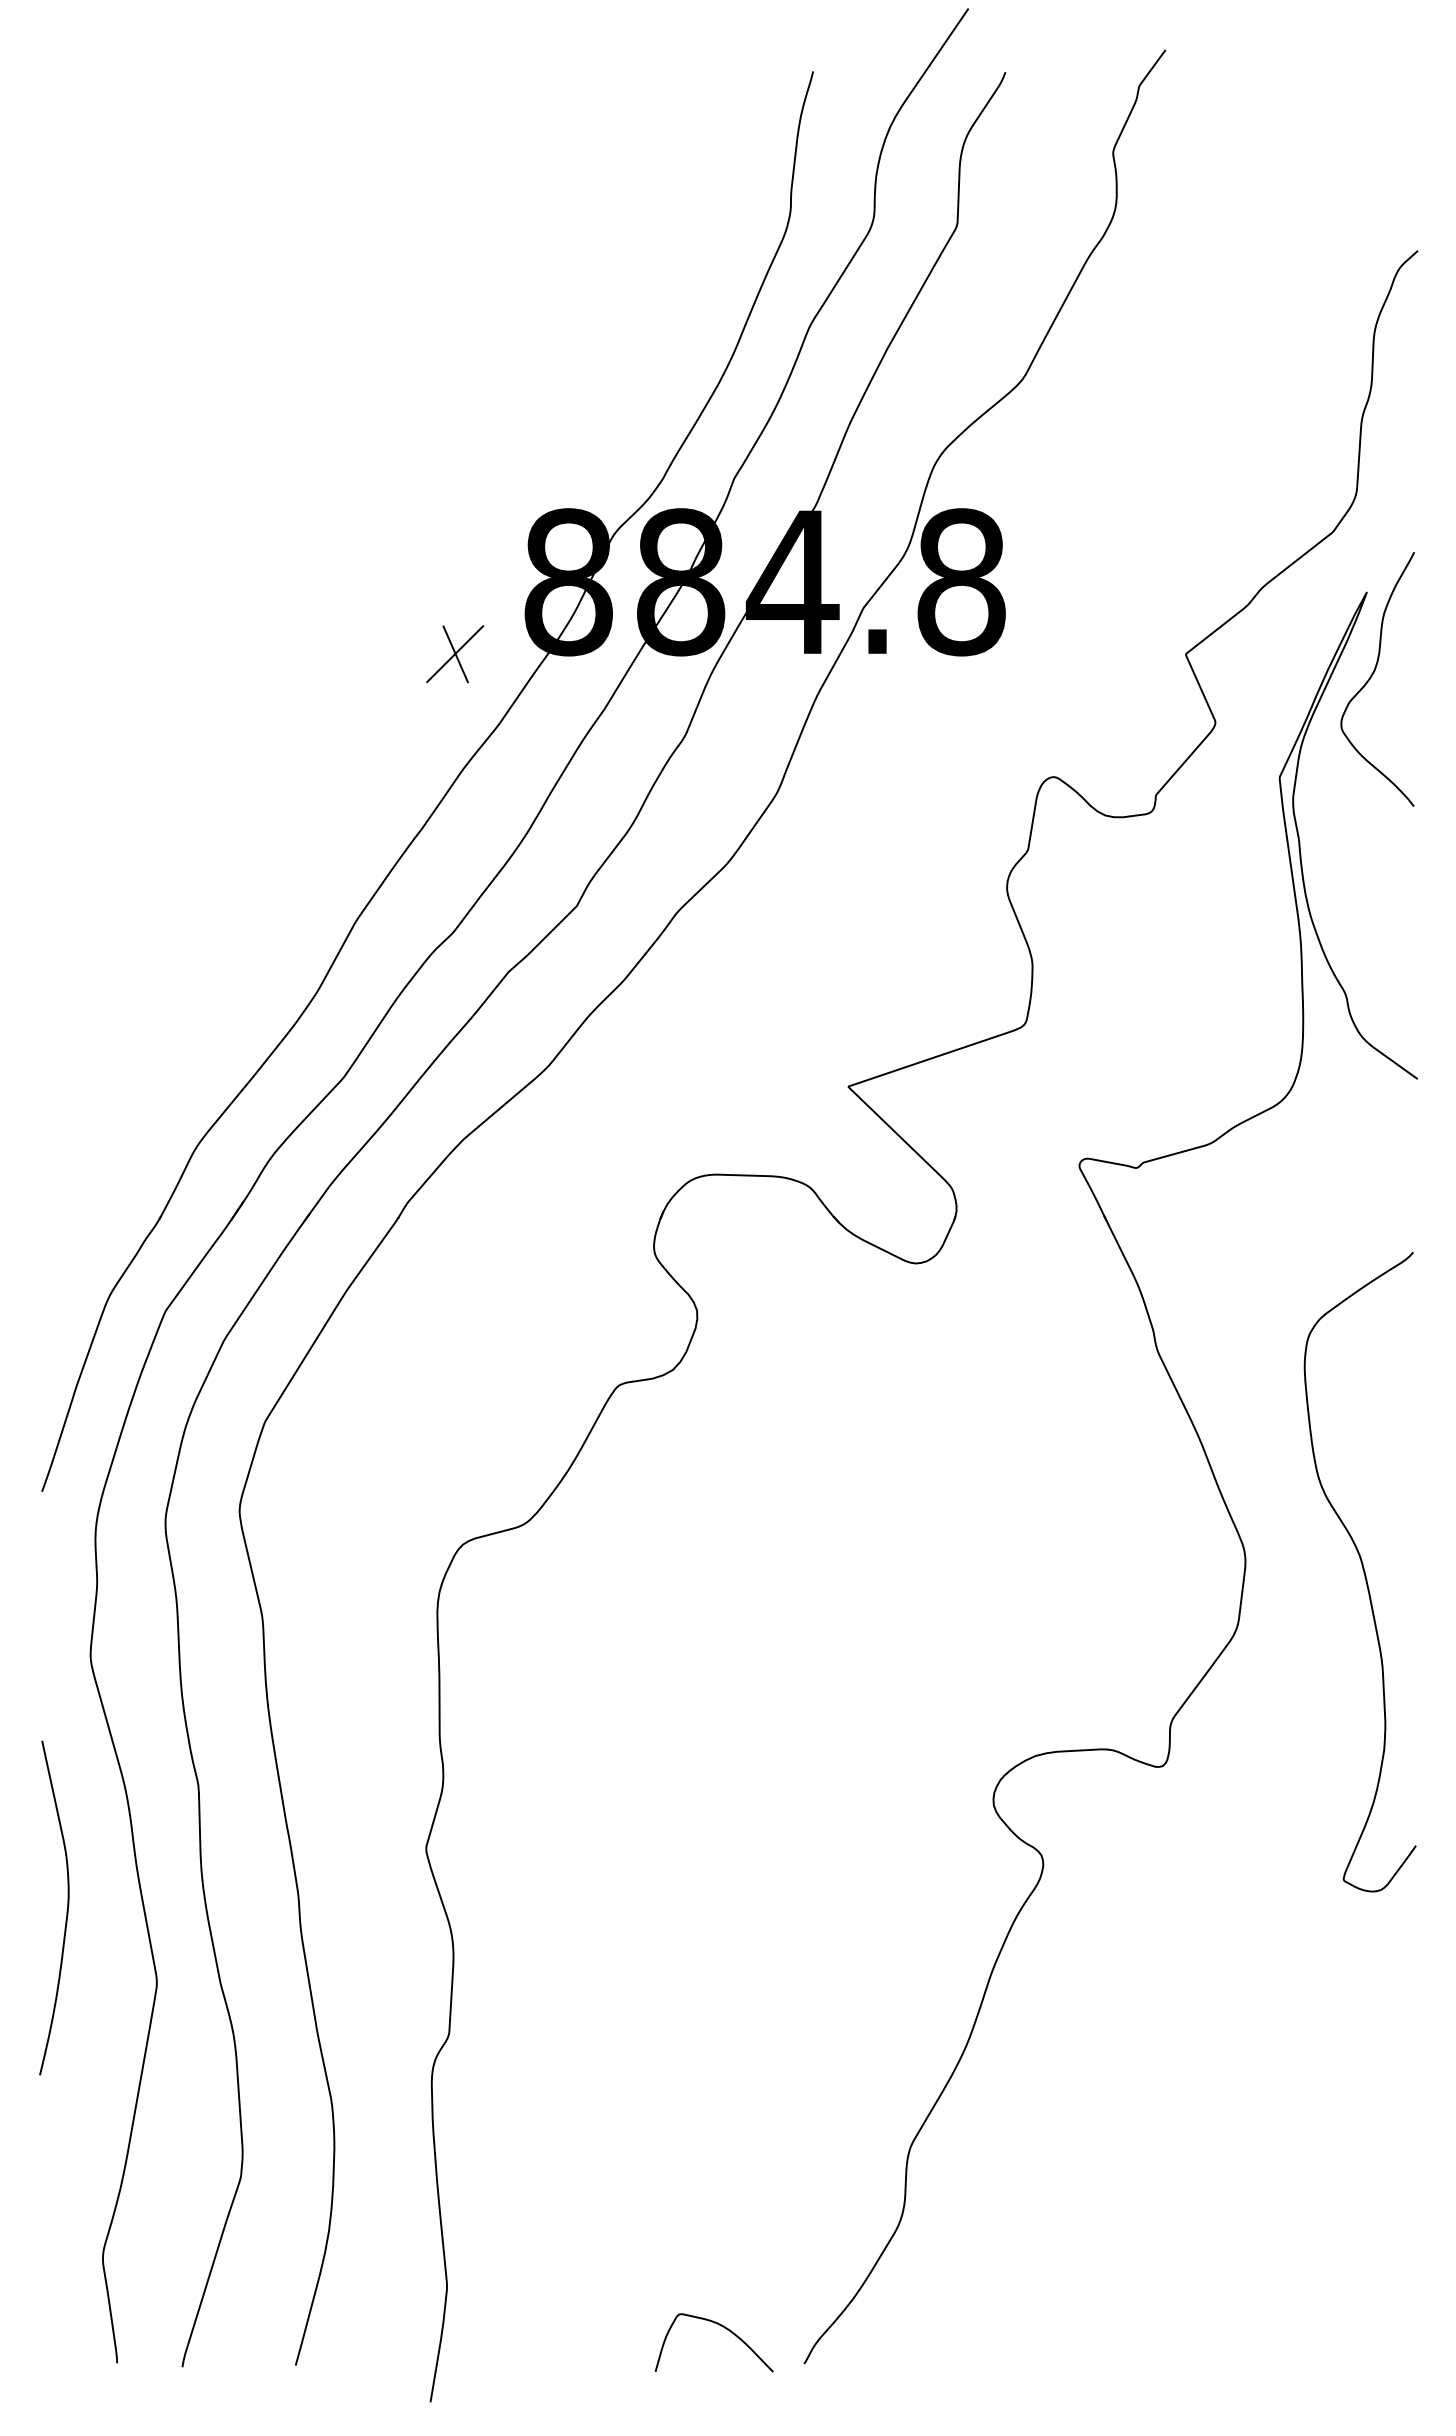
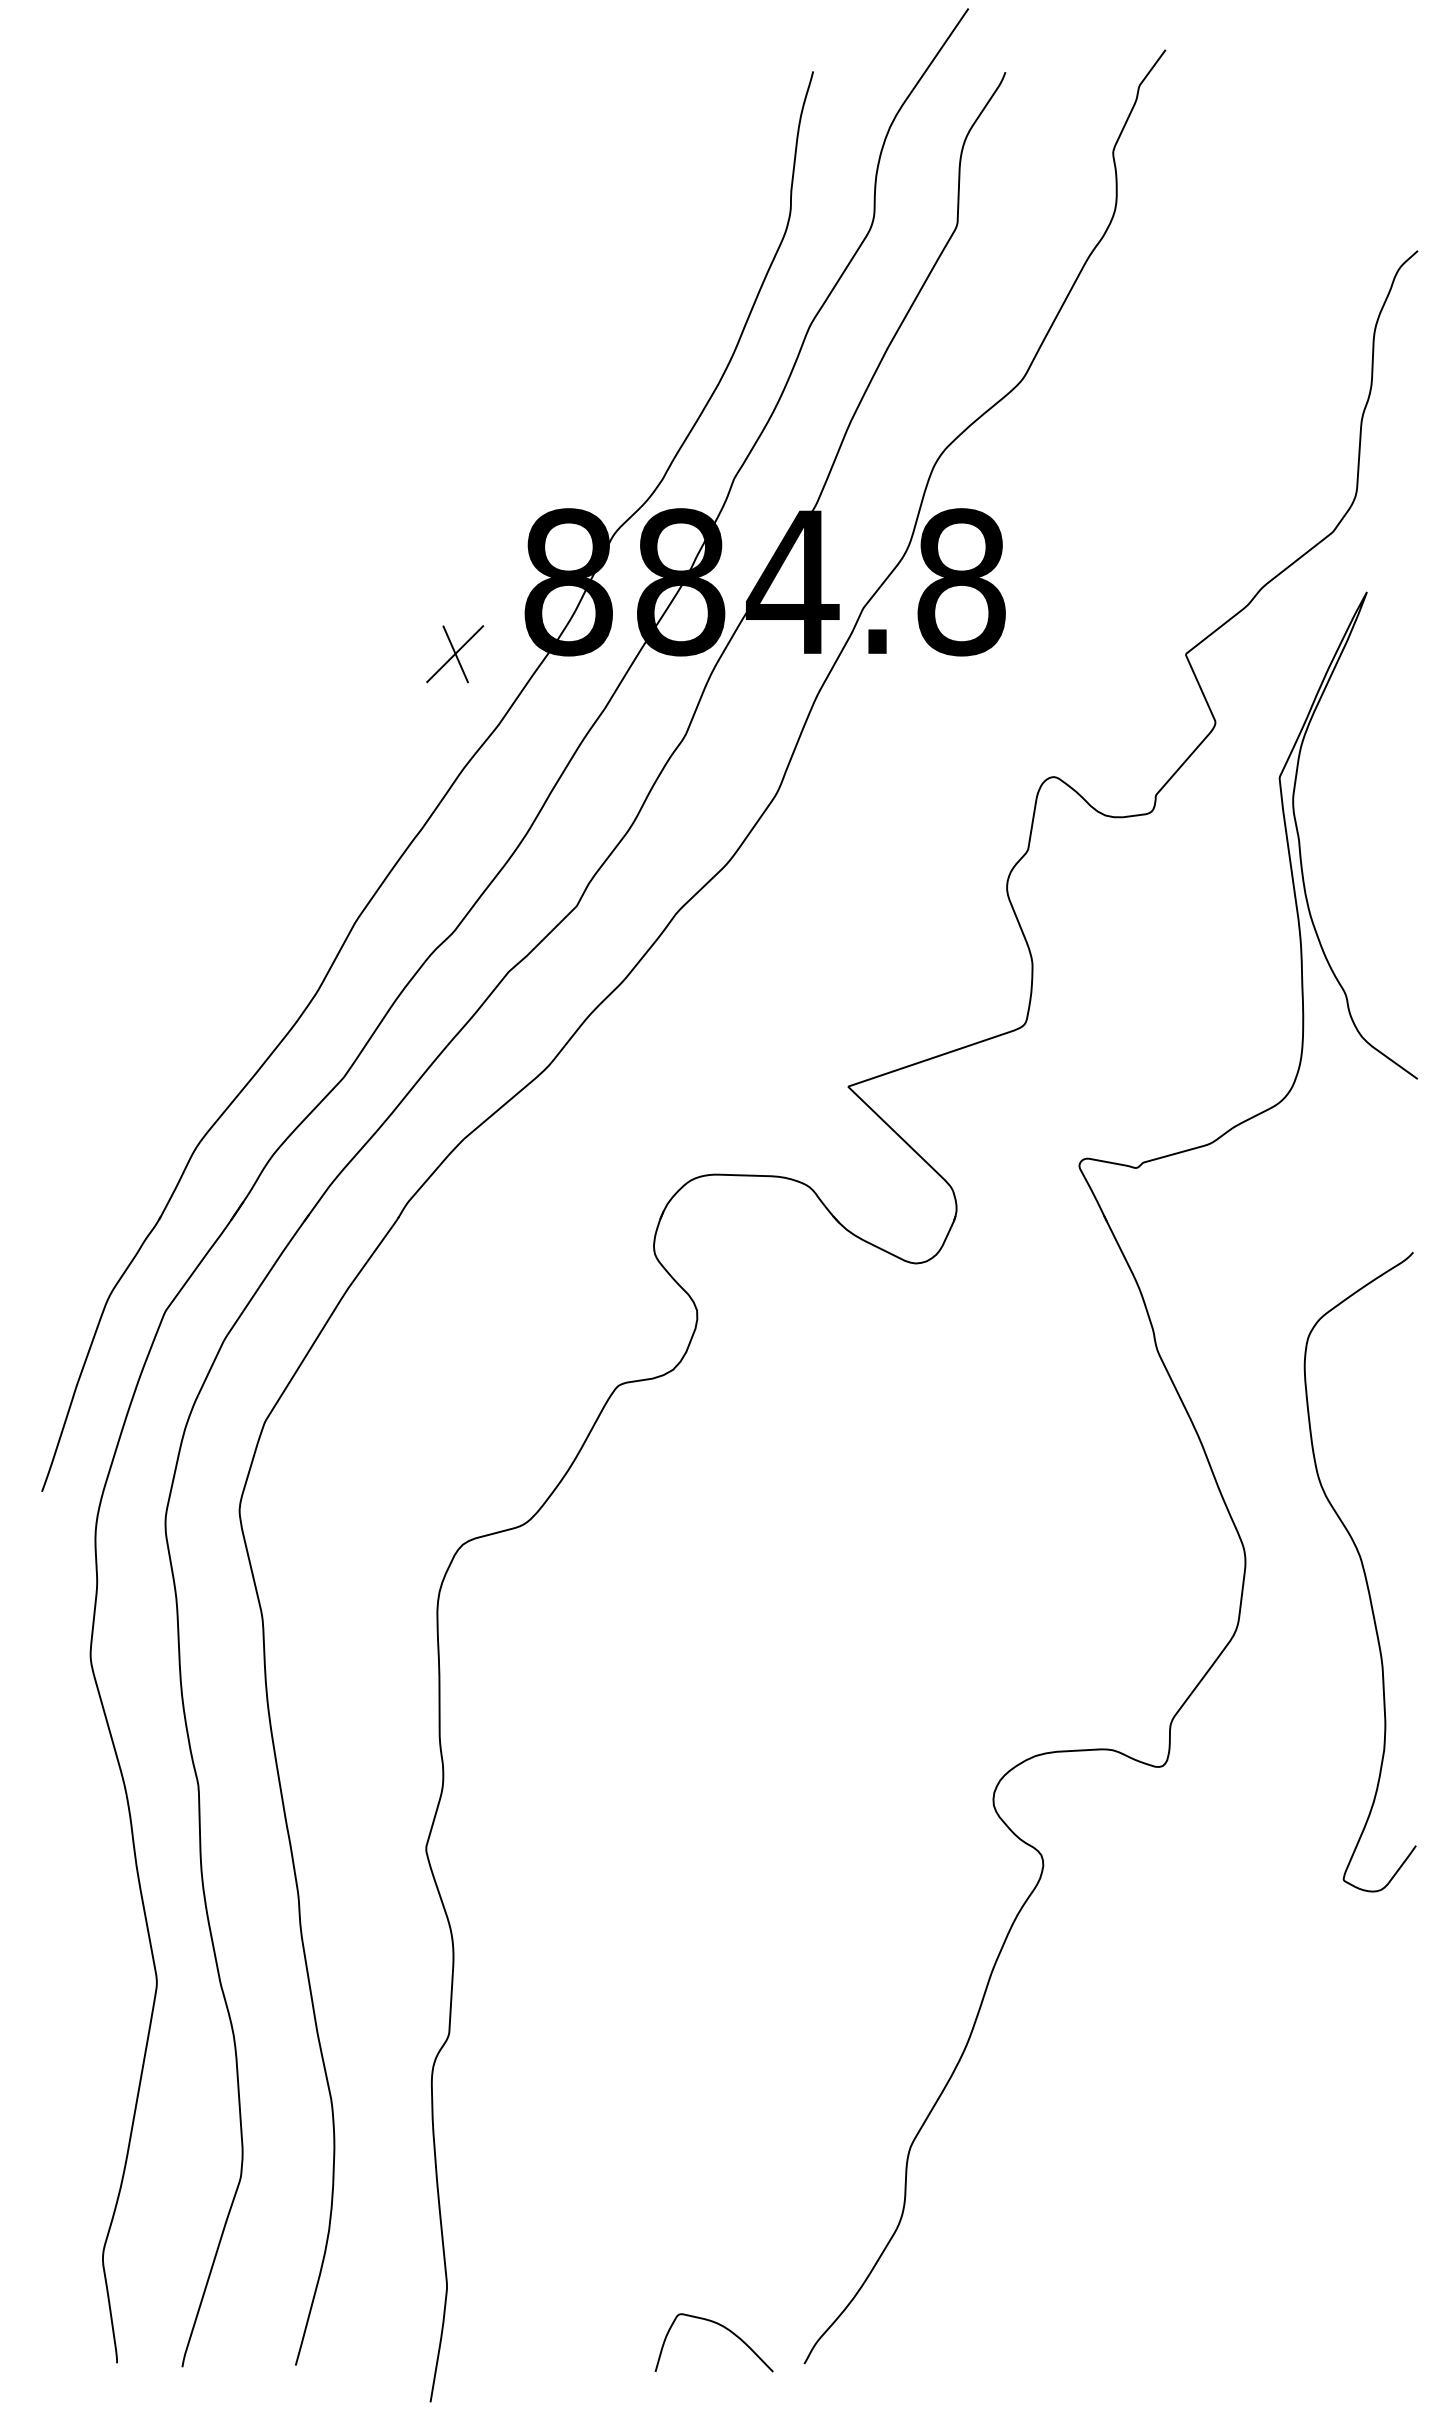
curve: present -> none (1372, 676)
curve: present -> none (66, 1910)
